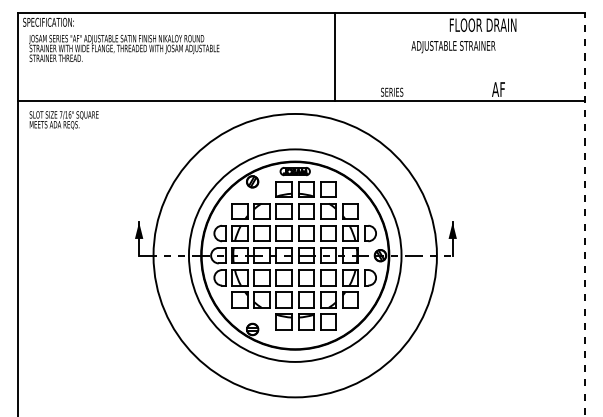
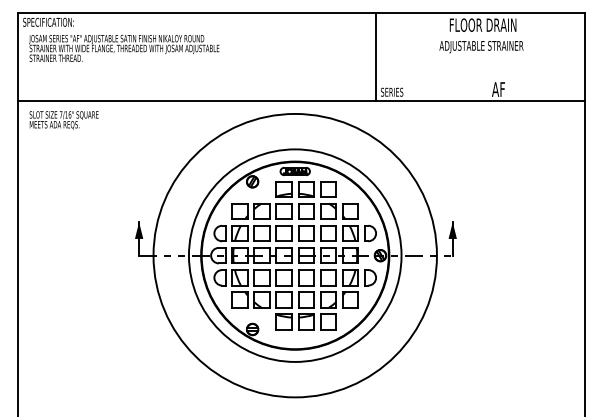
text position: (453, 47) -> (481, 47) (481, 47)
line position: (334, 56) -> (375, 56) (375, 56)
line: dashed -> solid (584, 214)
